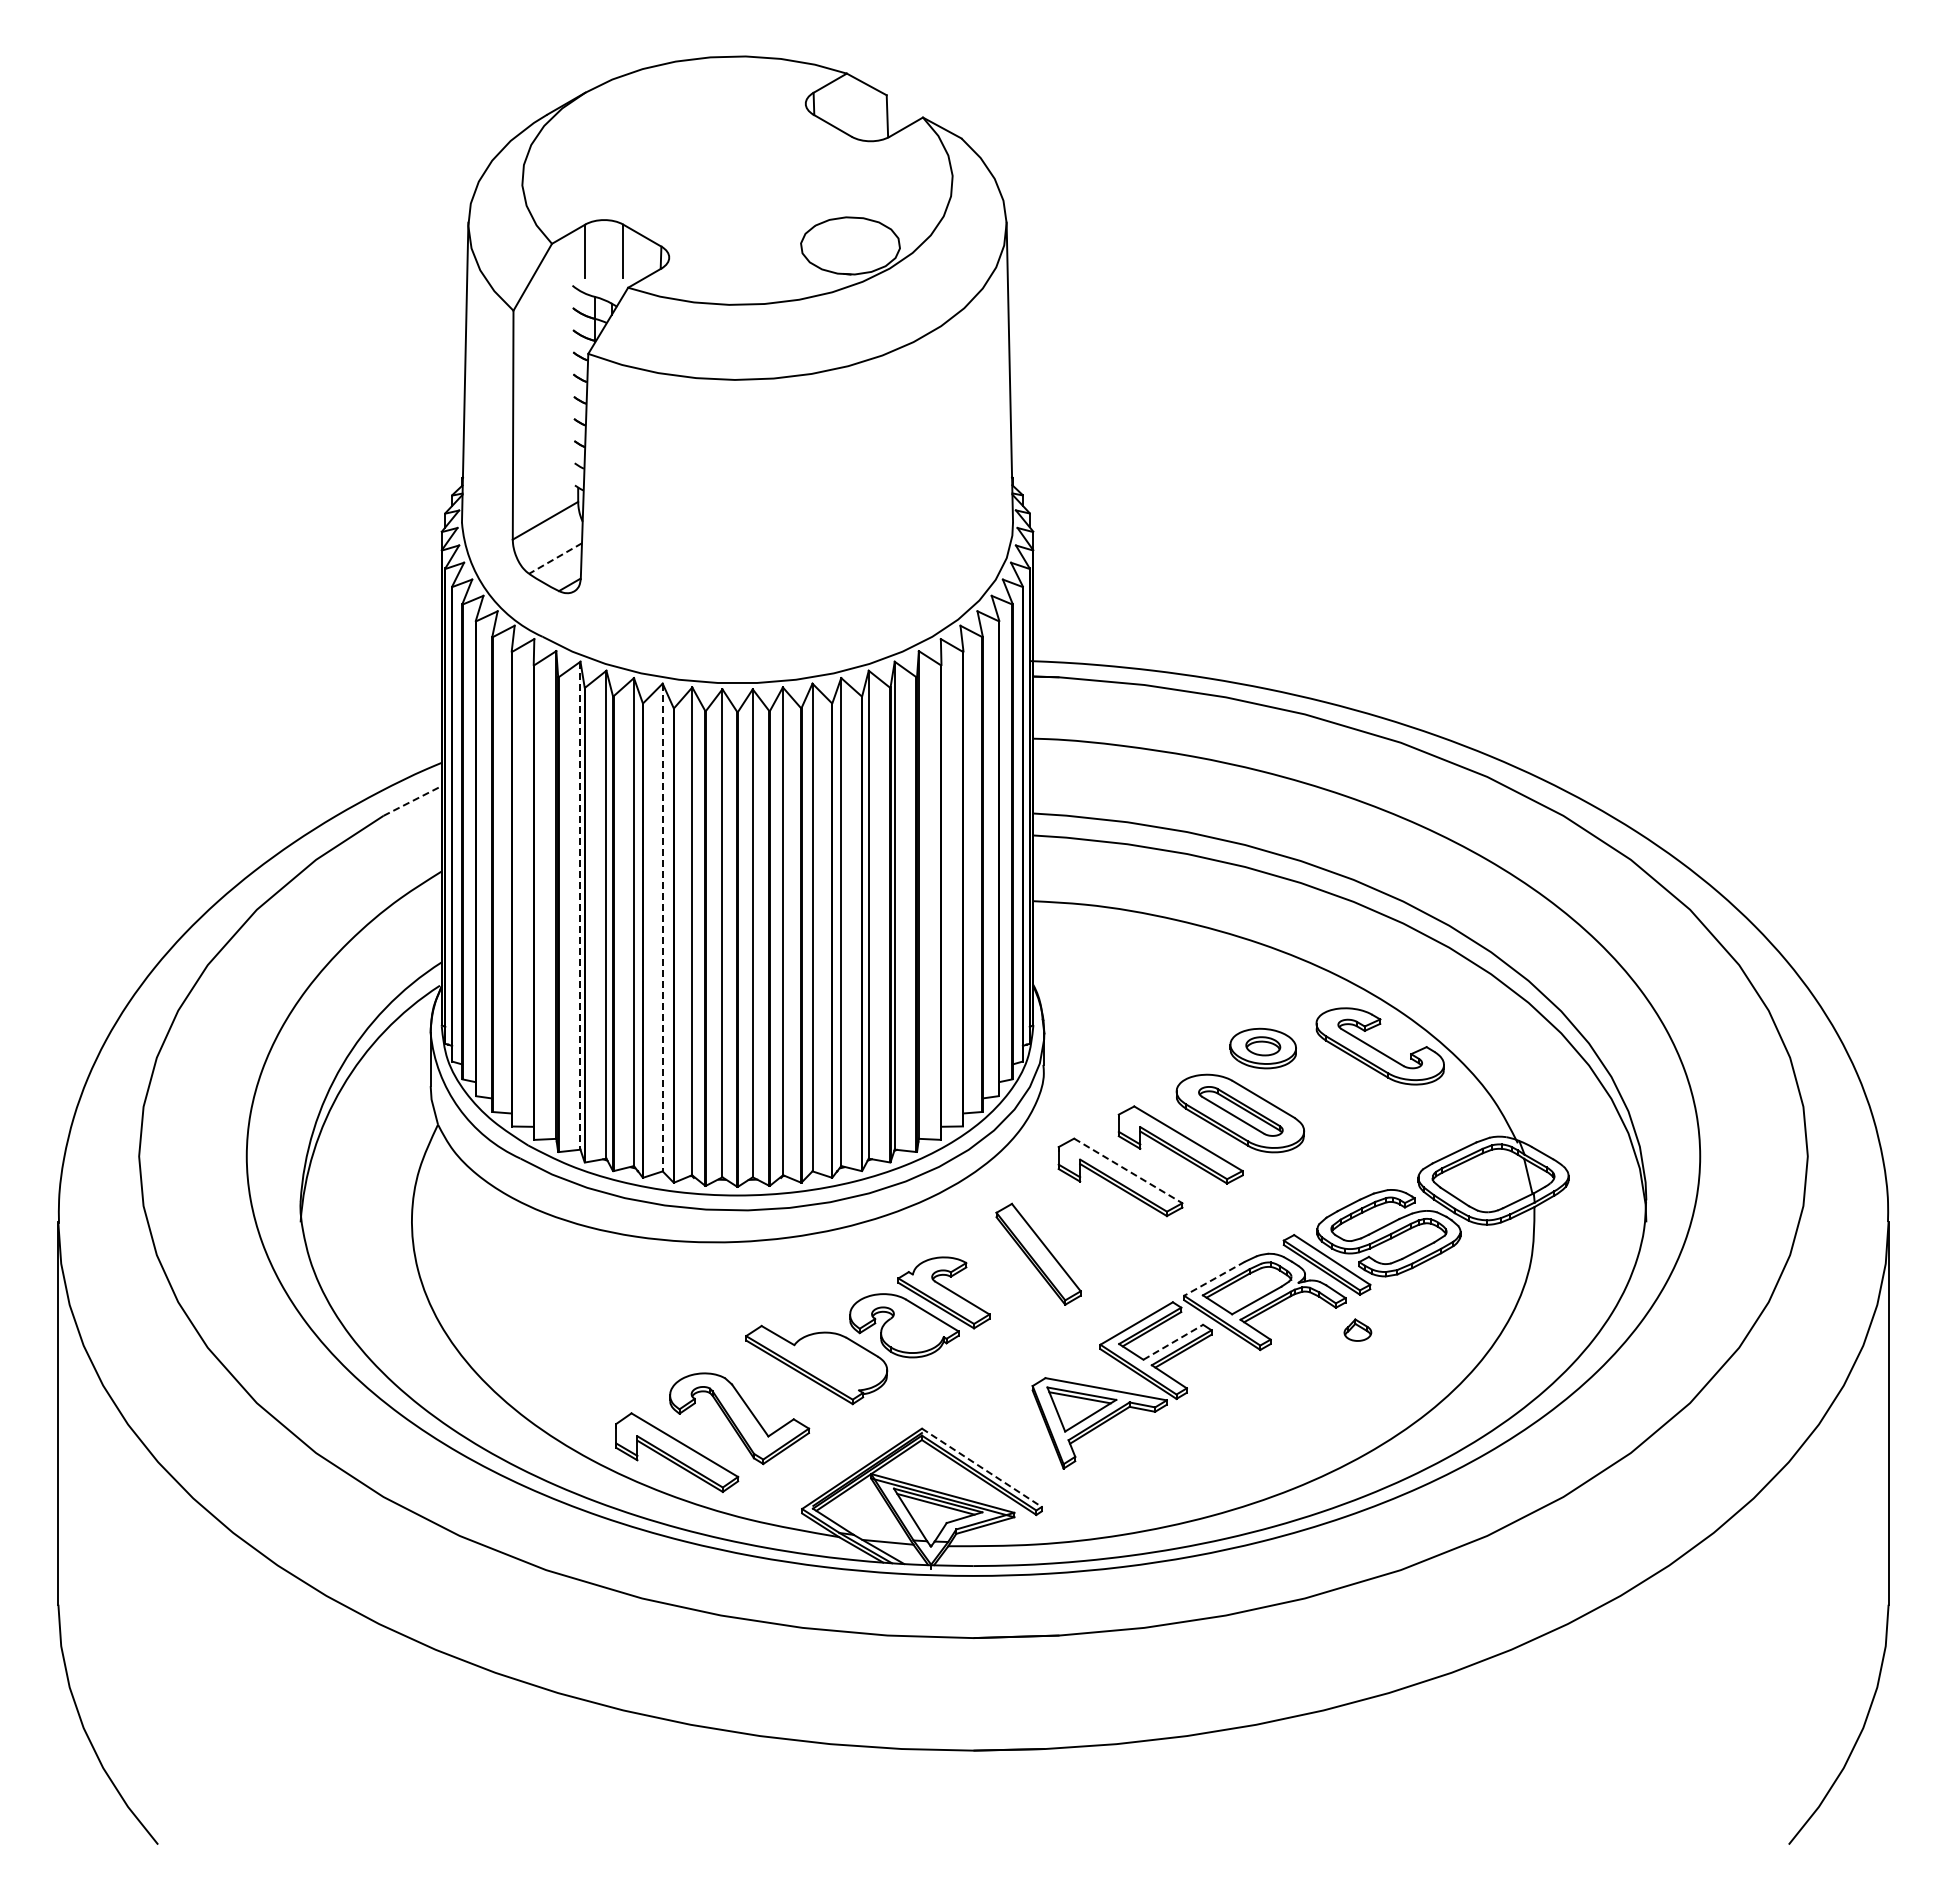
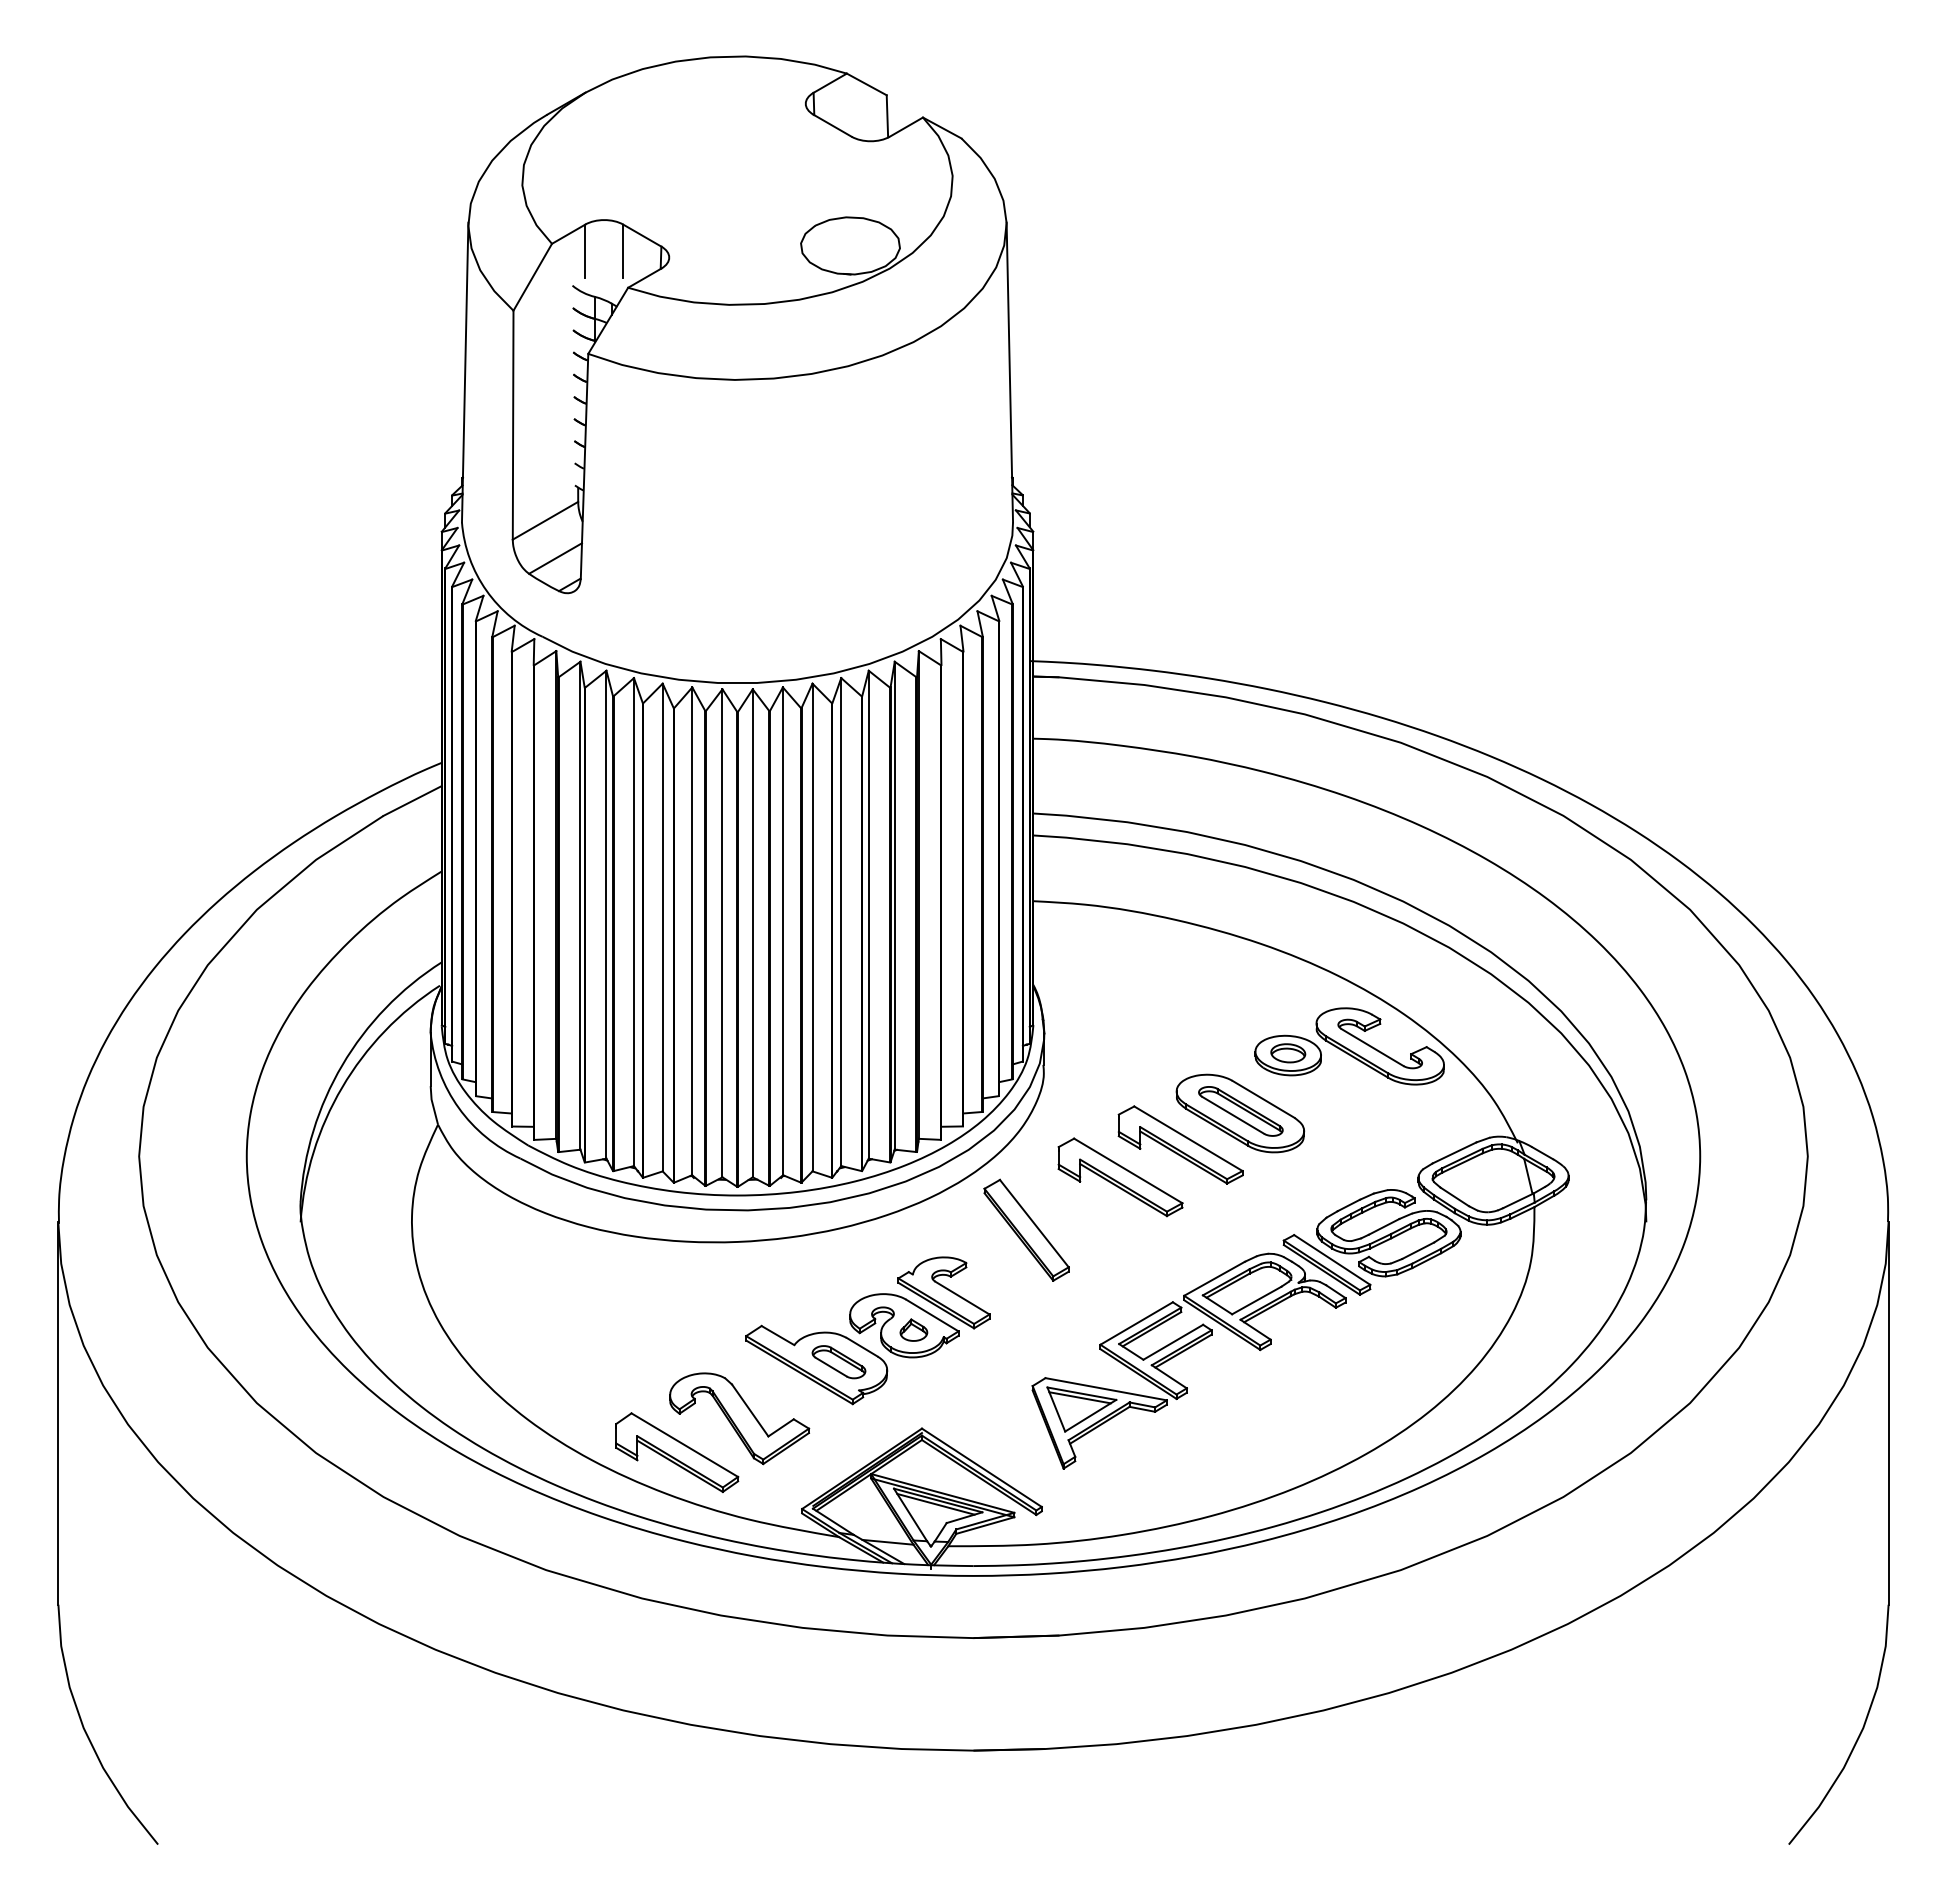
line: dashed -> solid (555, 558)
line: dashed -> solid (412, 800)
line: dashed -> solid (580, 905)
line: dashed -> solid (662, 927)
part position: (1262, 1048) -> (1287, 1055) (1287, 1055)
line: dashed -> solid (1128, 1171)
part position: (1038, 1253) -> (1026, 1229) (1026, 1229)
line: dashed -> solid (1214, 1278)
part position: (1357, 1329) -> (913, 1329) (913, 1329)
line: dashed -> solid (1173, 1342)
part: none -> present (838, 1362)
line: dashed -> solid (981, 1467)
